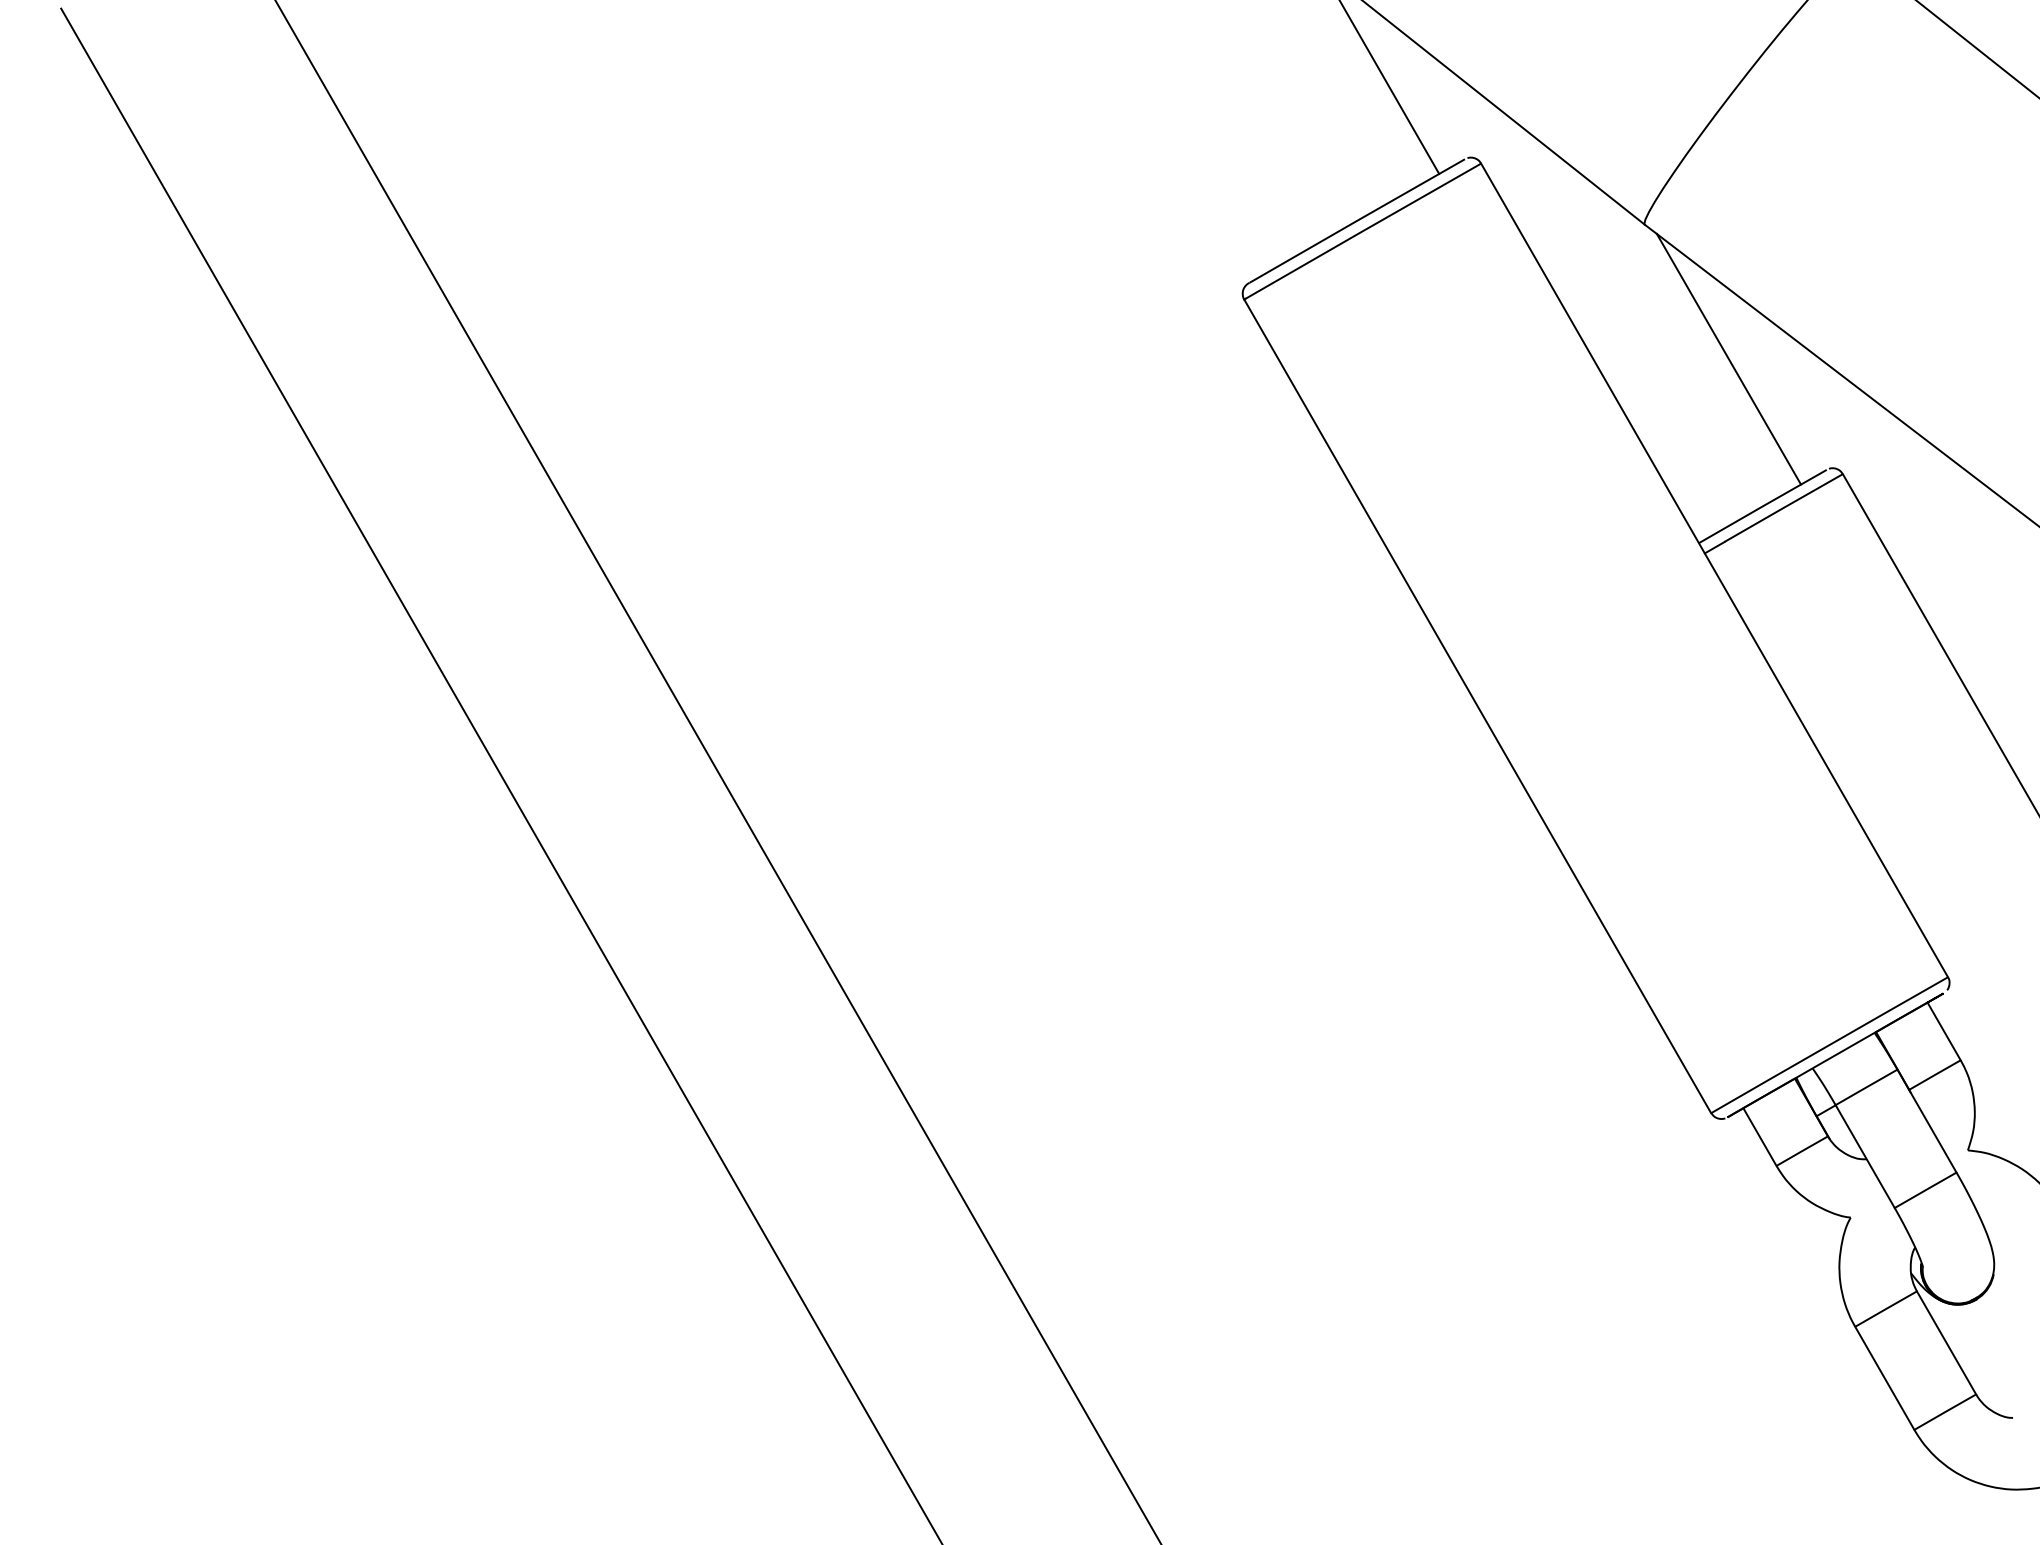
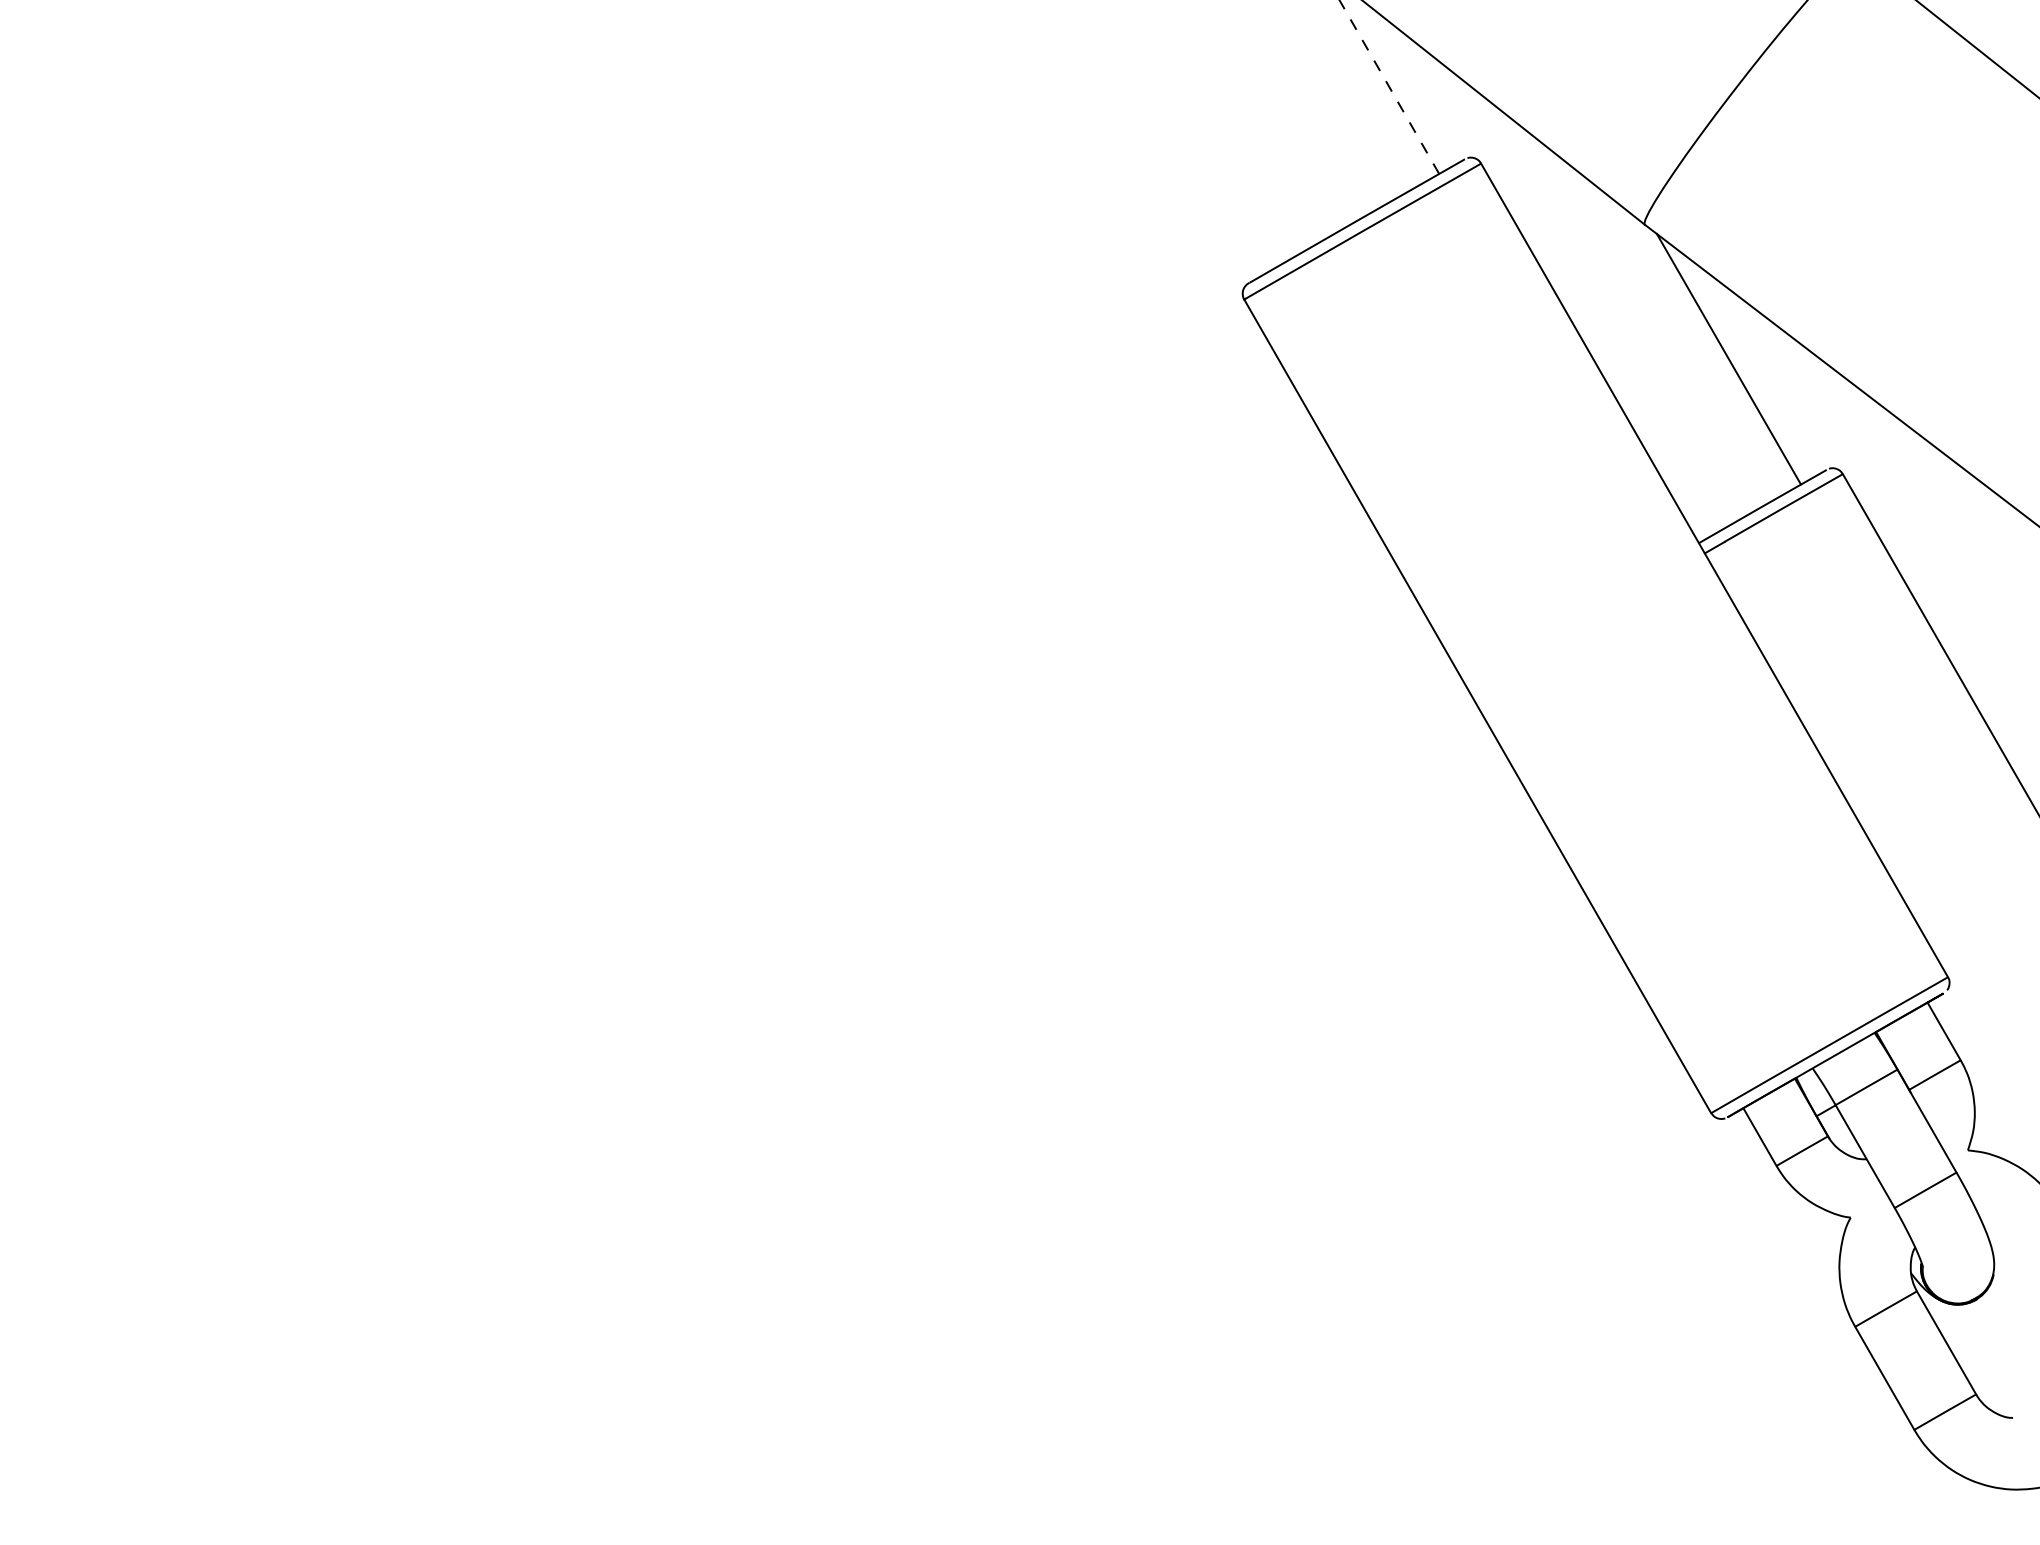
line: solid -> dashed (1389, 87)
line: present -> none (717, 771)
line: present -> none (500, 774)
